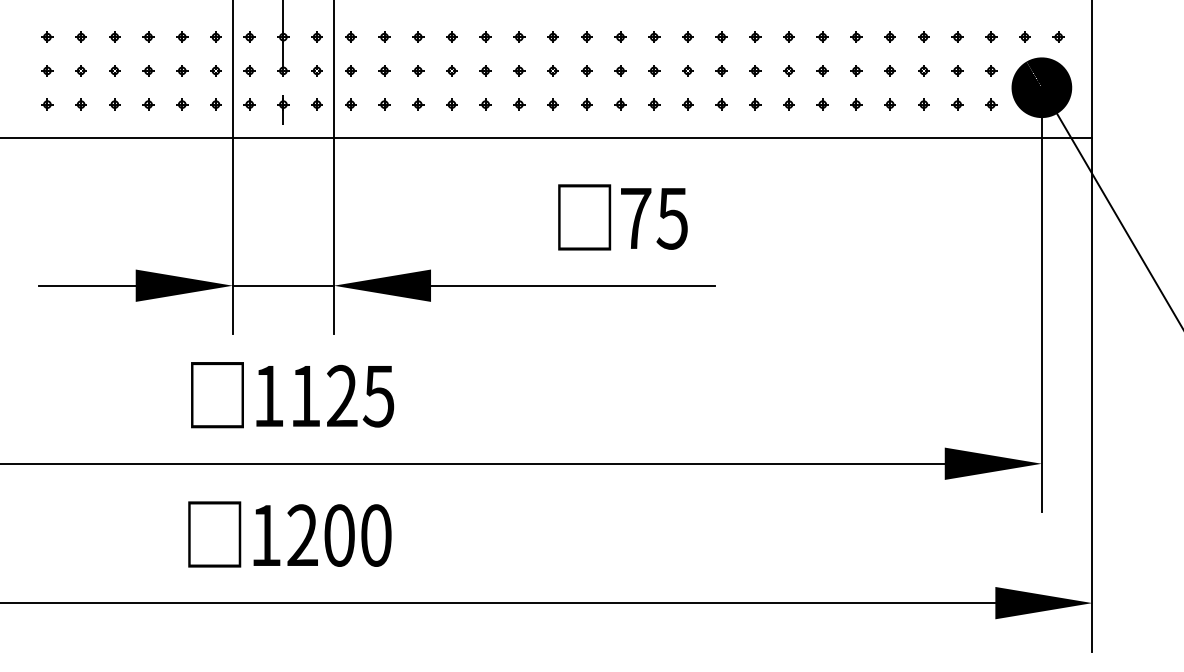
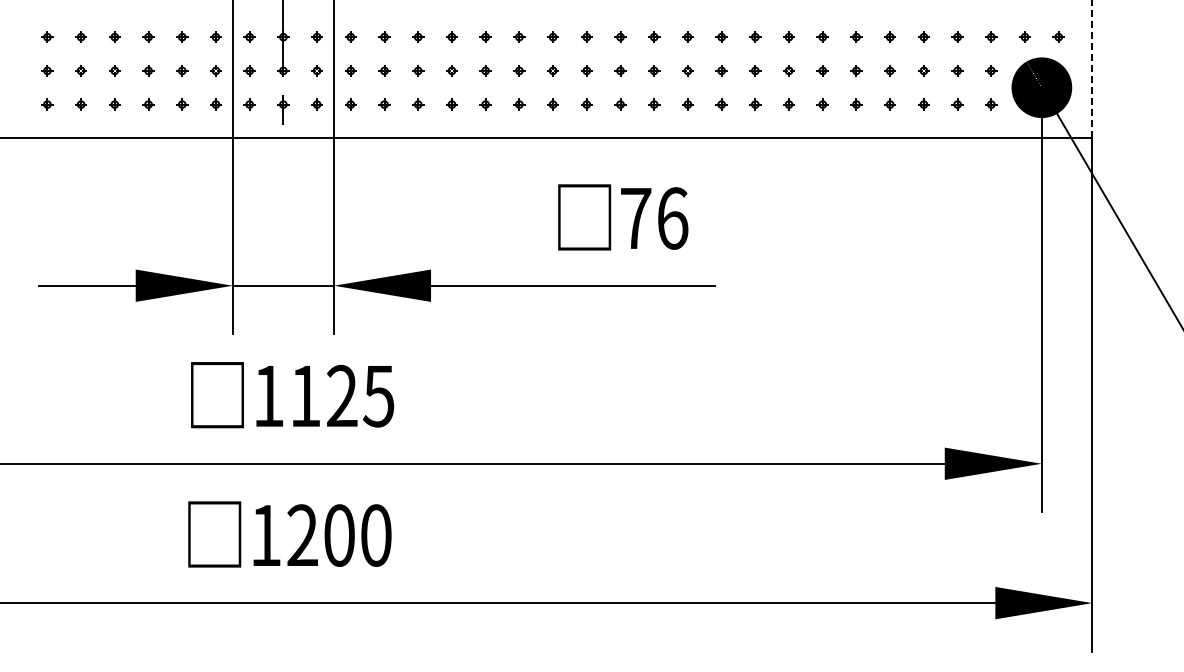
line: solid -> dashed (1092, 69)
text: 75 -> 76 (672, 218)
